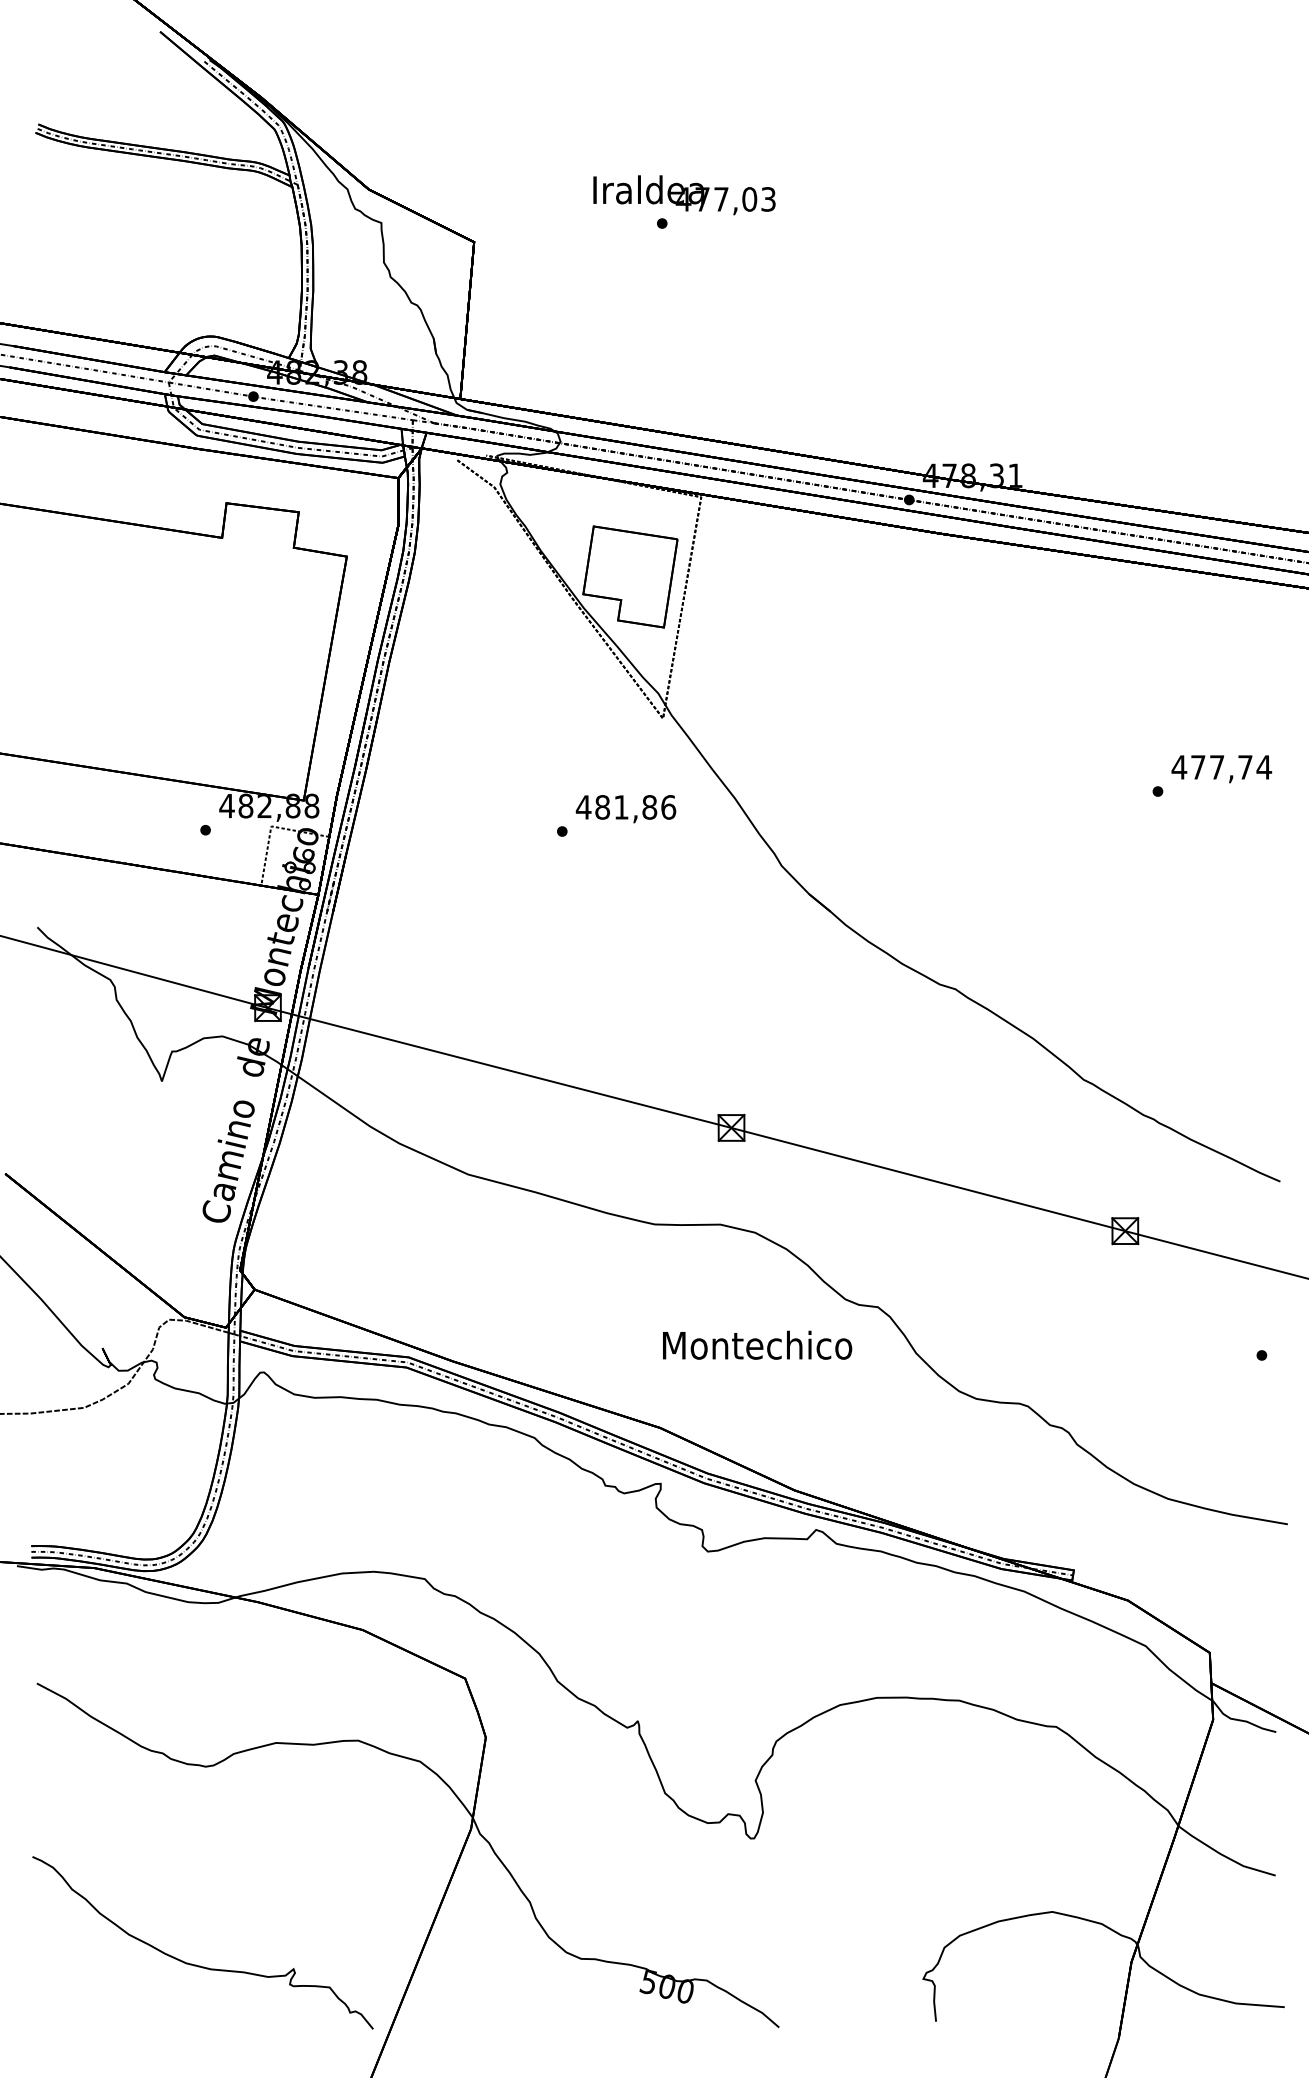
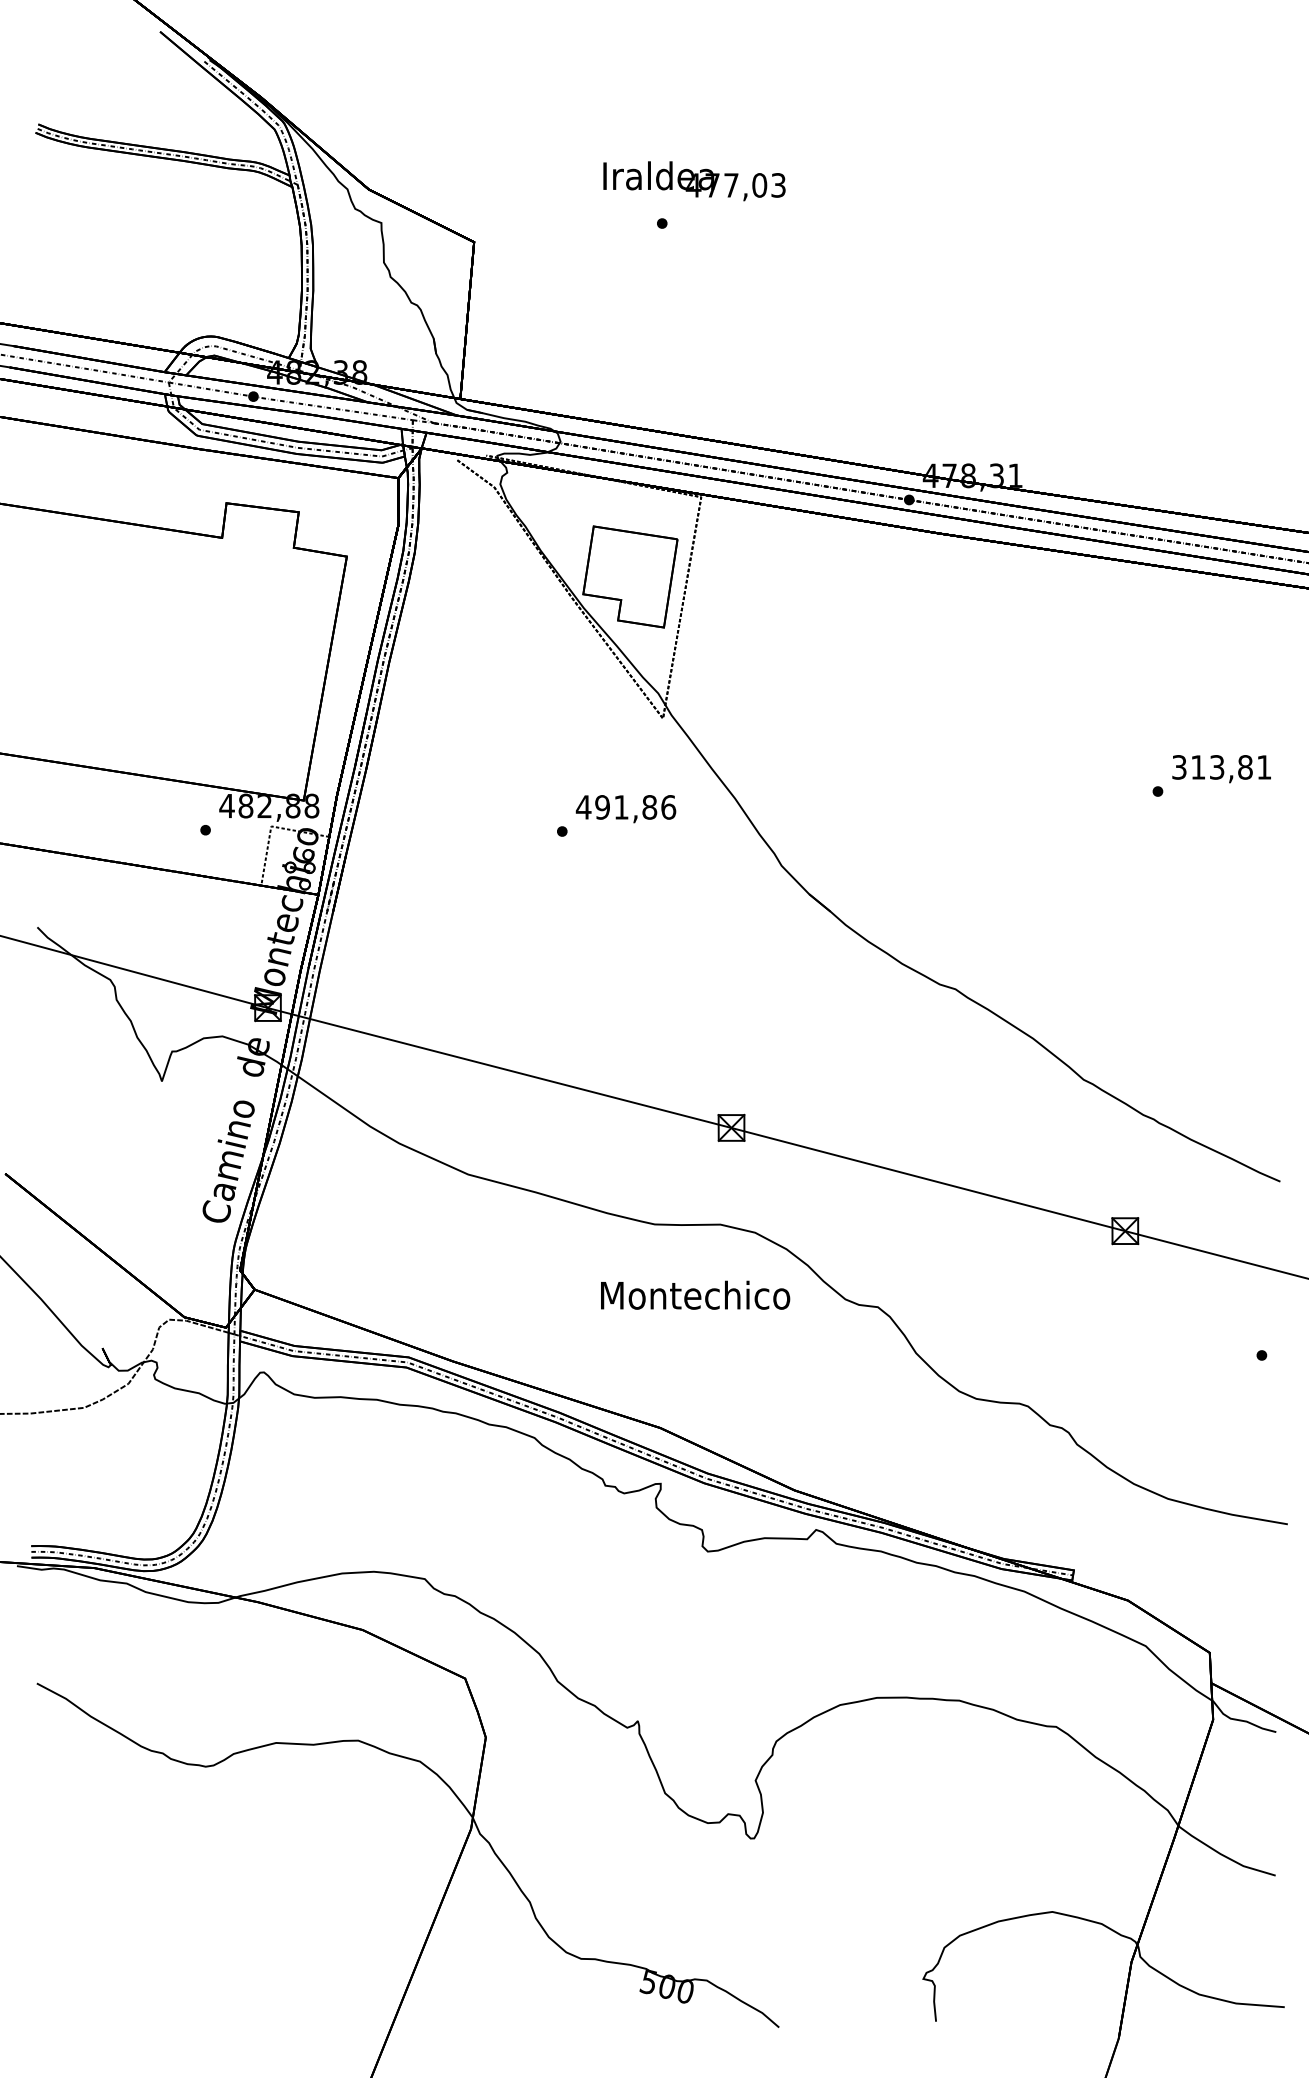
text position: (684, 195) -> (694, 181) (694, 181)
text: 477,74 -> 313,81 (1221, 767)
text: 481,86 -> 491,86 (602, 807)
text position: (757, 1344) -> (695, 1294) (695, 1294)
curve: present -> none (196, 1964)
